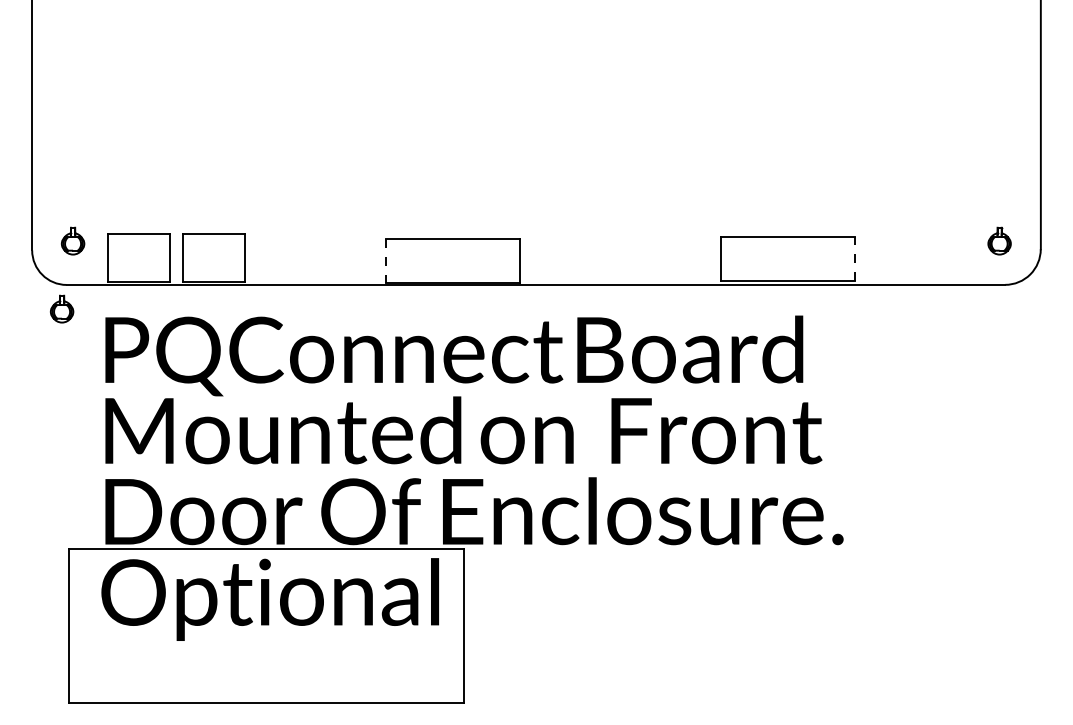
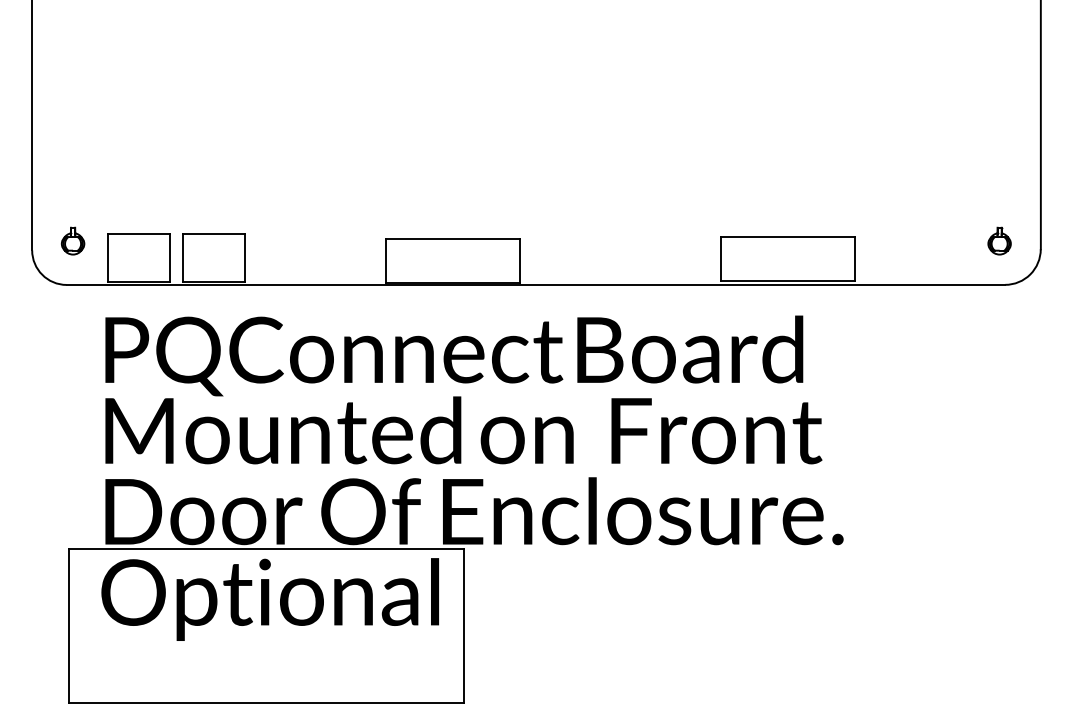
line: dashed -> solid (855, 259)
line: dashed -> solid (385, 260)
part: present -> none (62, 308)
